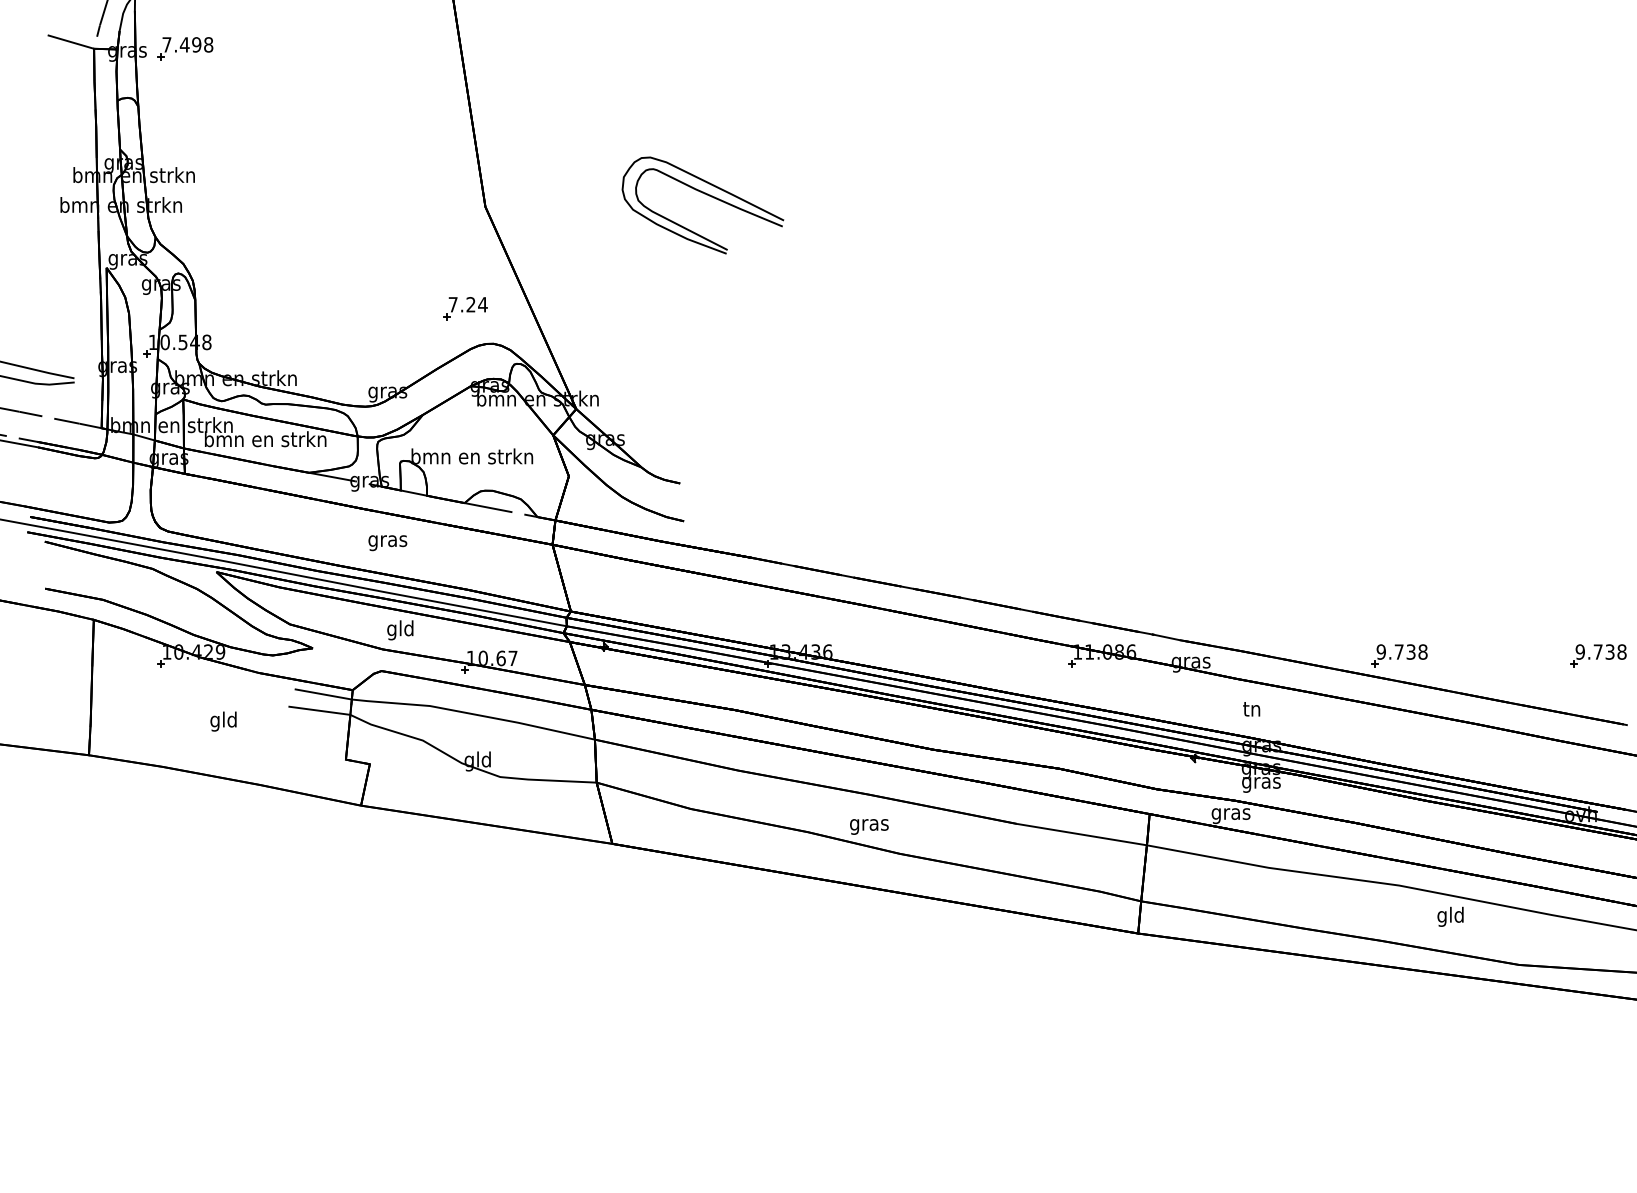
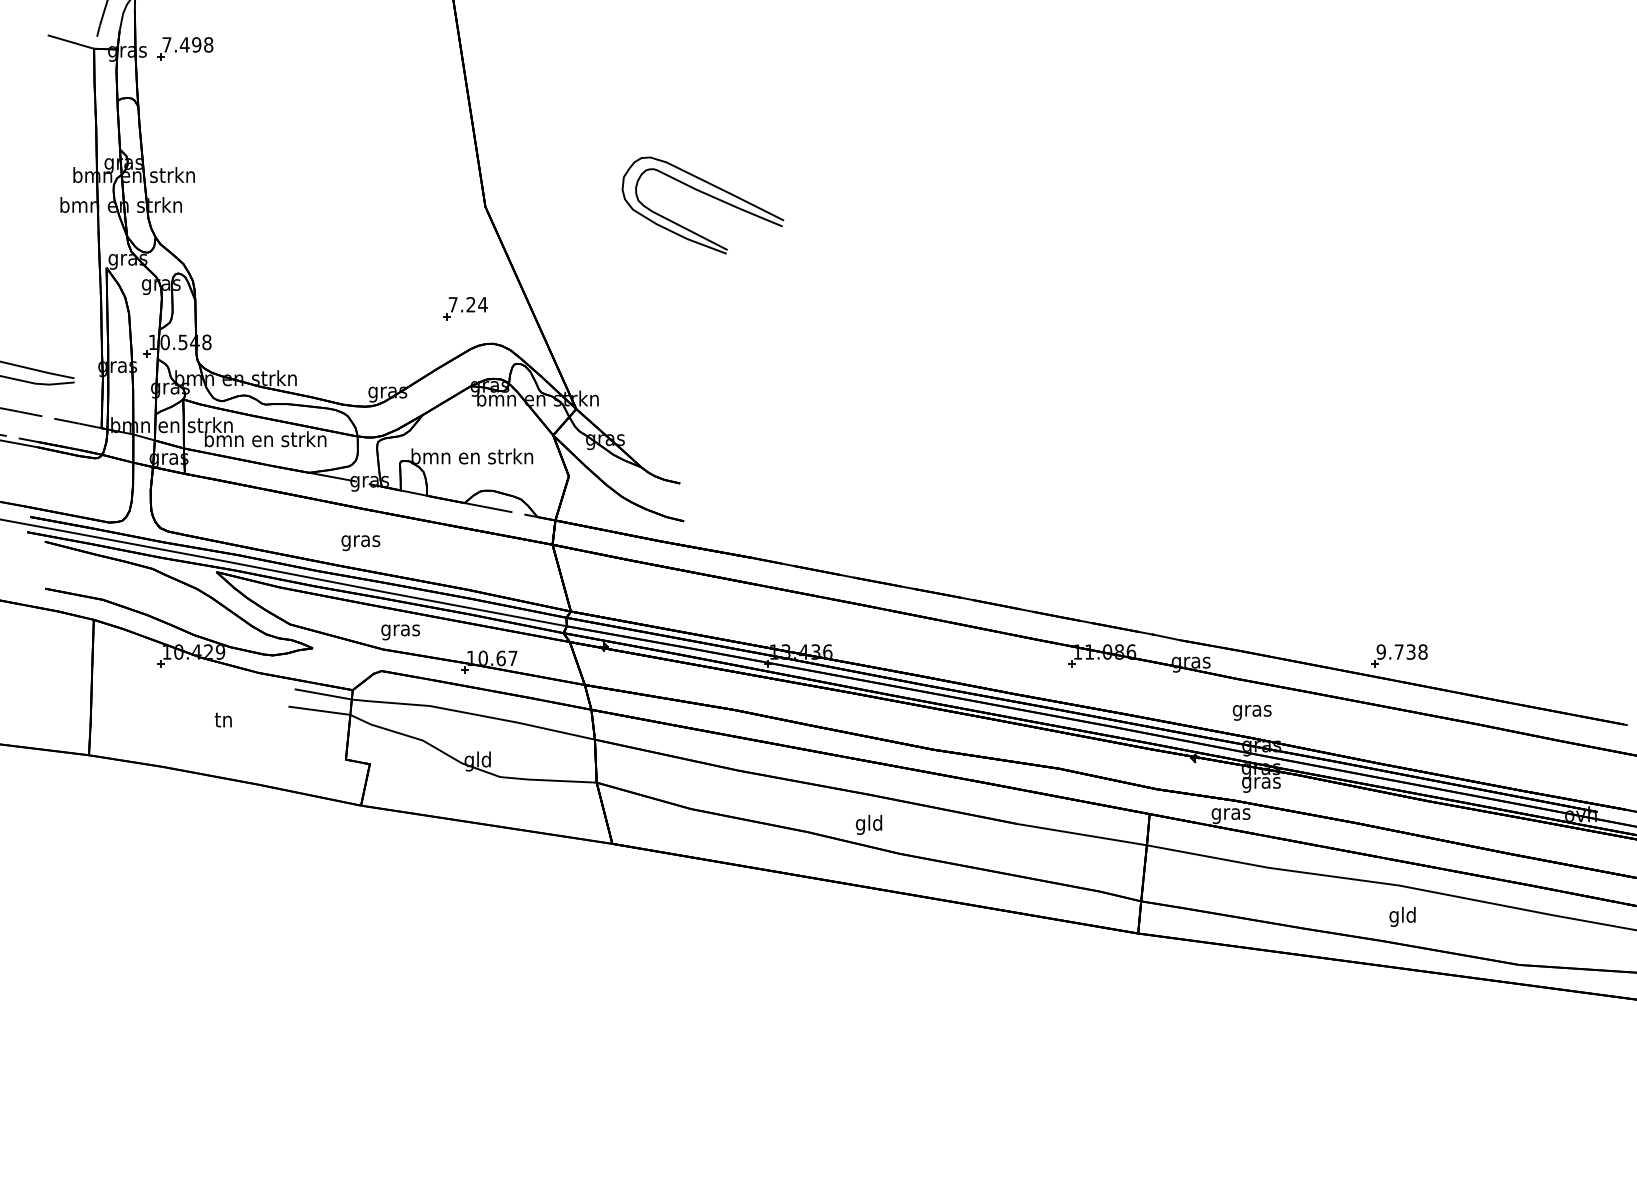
text position: (387, 543) -> (360, 543) (360, 543)
text: gld -> gras (400, 630)
part: present -> none (1598, 655)
text: tn -> gras (1251, 711)
text: gld -> tn (223, 721)
text: gras -> gld (869, 824)
text position: (1450, 916) -> (1402, 916) (1402, 916)
